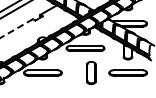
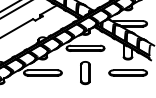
line: dashed -> solid (16, 28)
part position: (91, 73) -> (85, 73) (85, 73)
